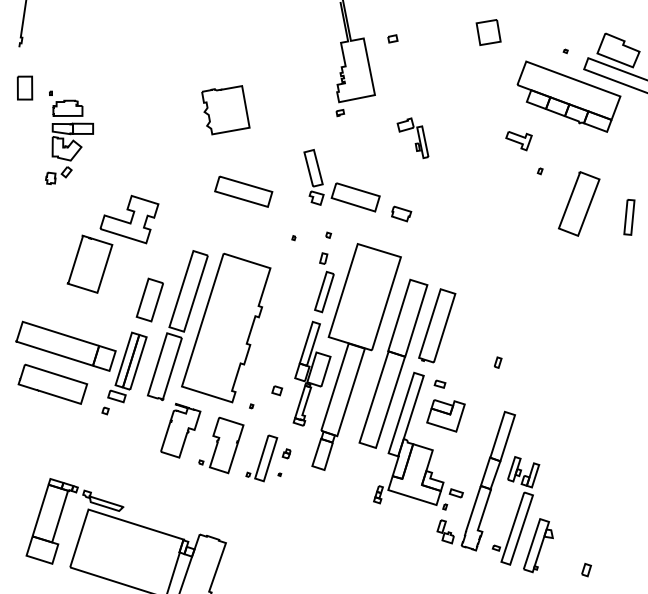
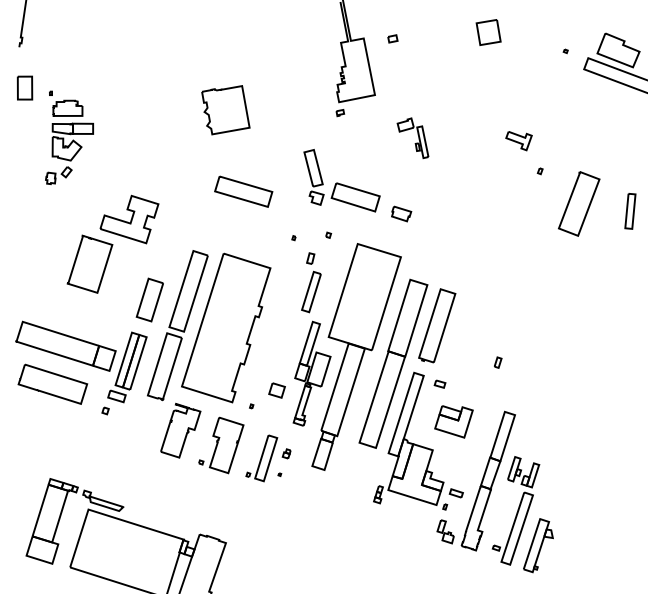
part: present -> none (568, 96)
part position: (629, 217) -> (630, 211) (630, 211)
part position: (324, 282) -> (311, 282) (311, 282)
part size: 13x12 px -> 18x17 px (276, 390)
part position: (445, 415) -> (453, 421) (453, 421)
part: present -> none (586, 570)
